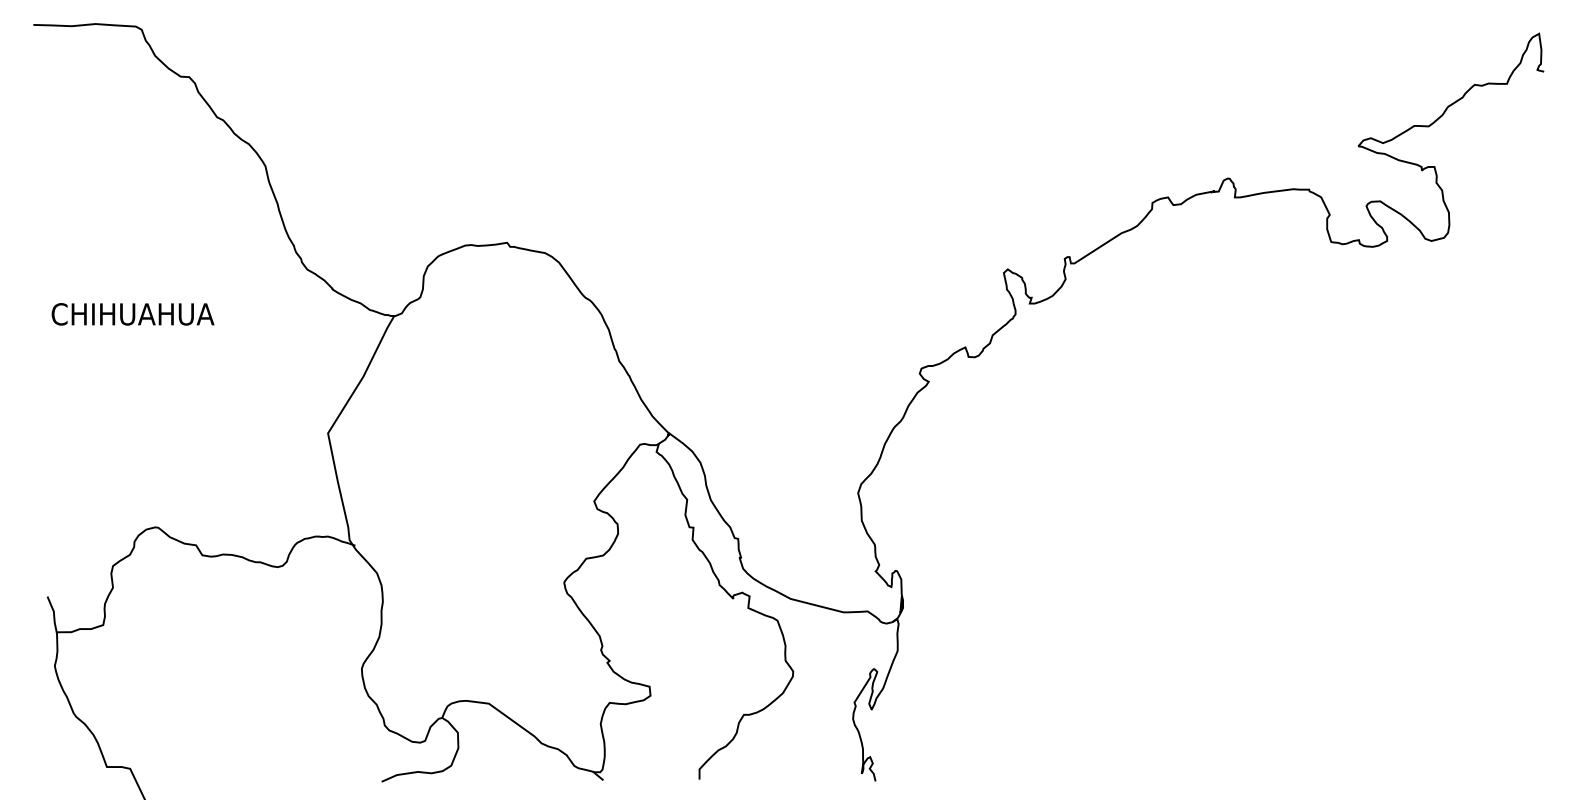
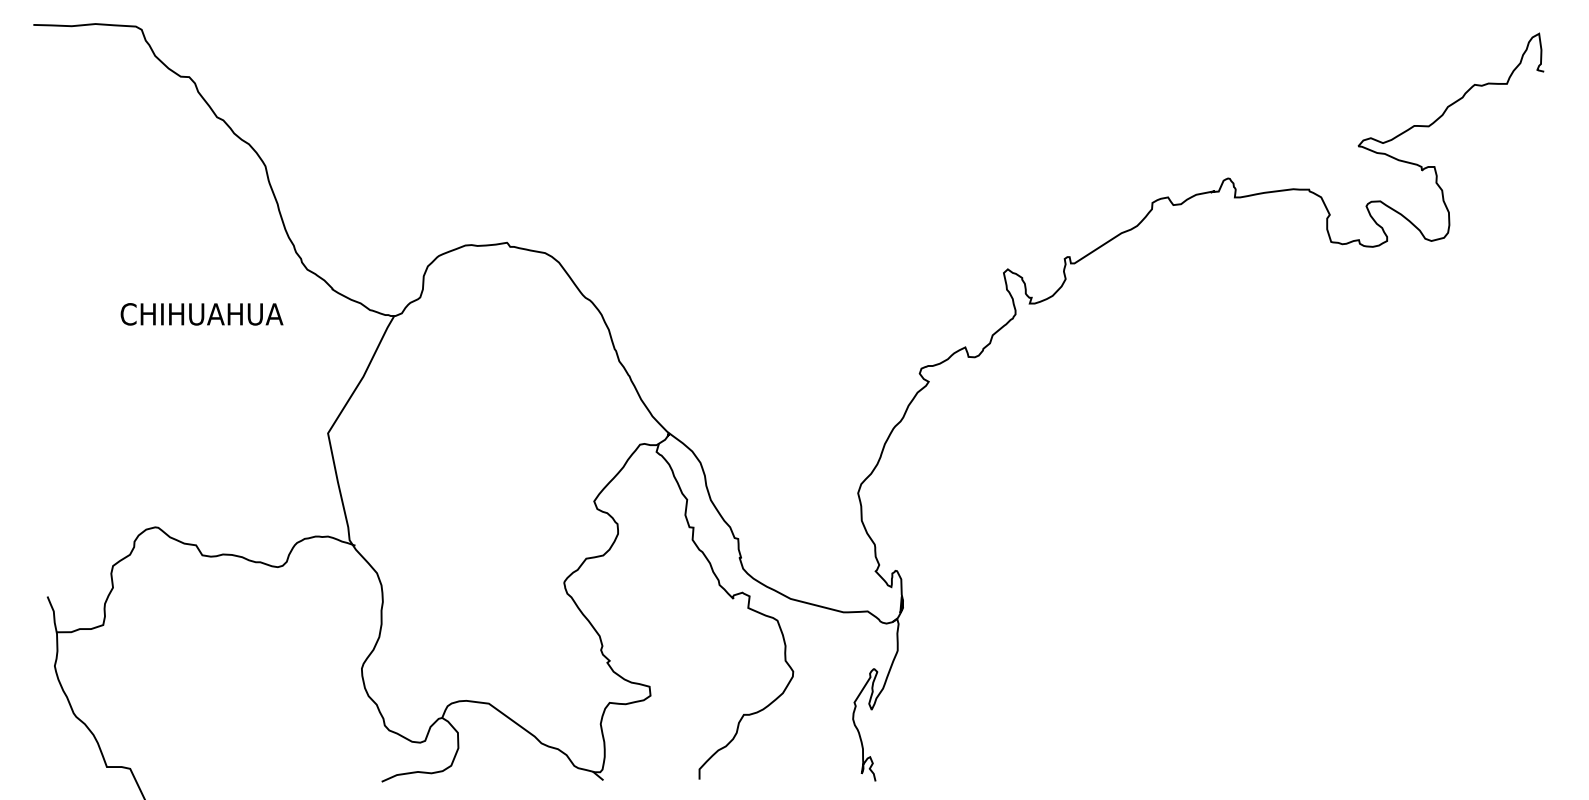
text position: (132, 314) -> (201, 314) (201, 314)
